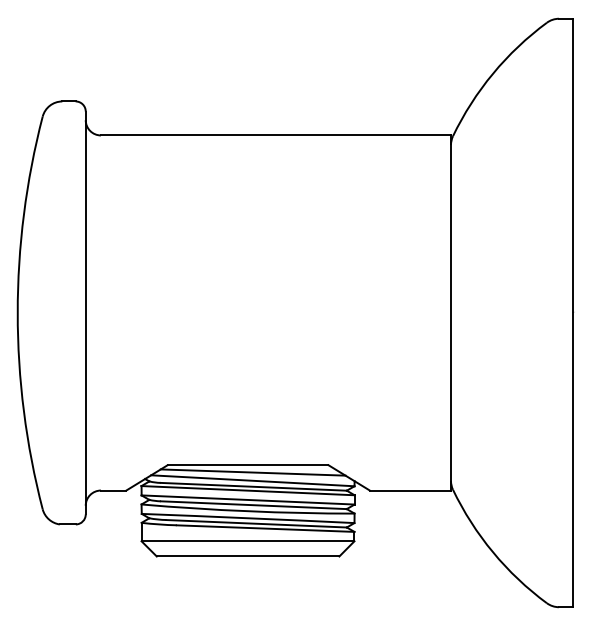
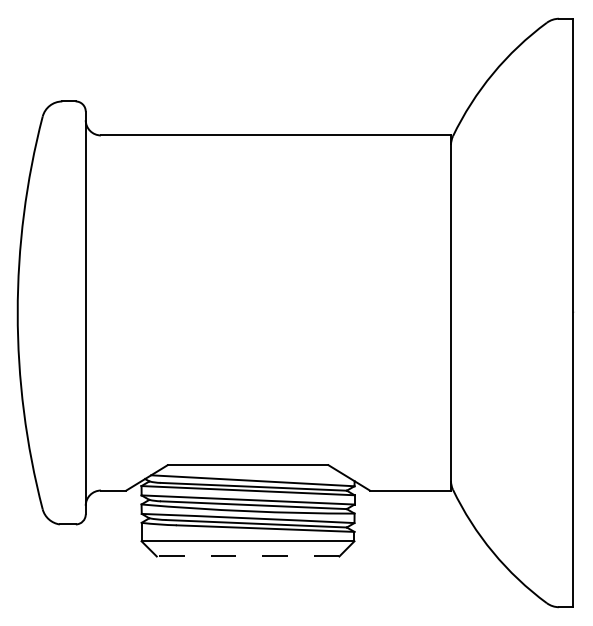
line: present -> none (252, 472)
line: solid -> dashed (247, 556)
